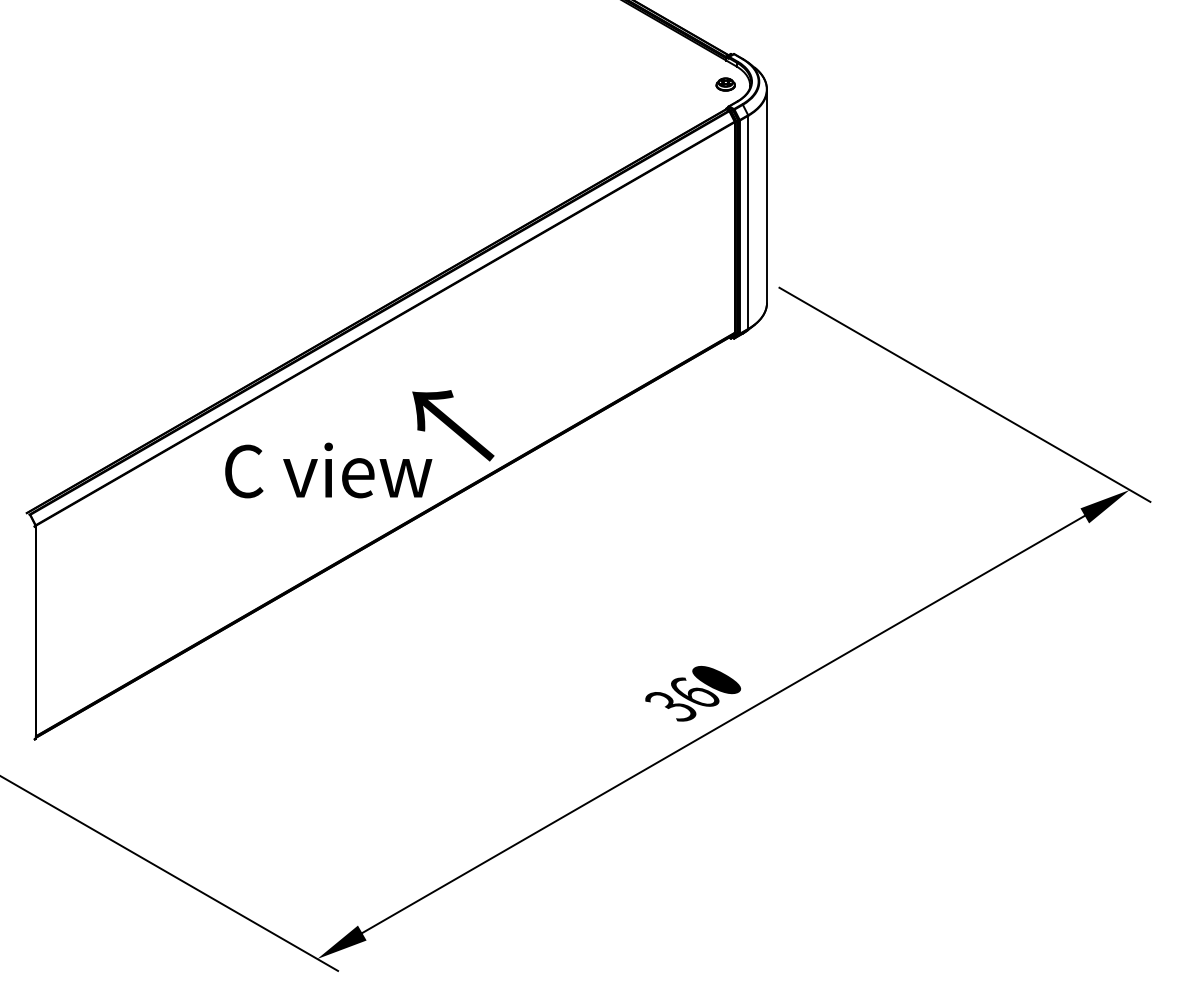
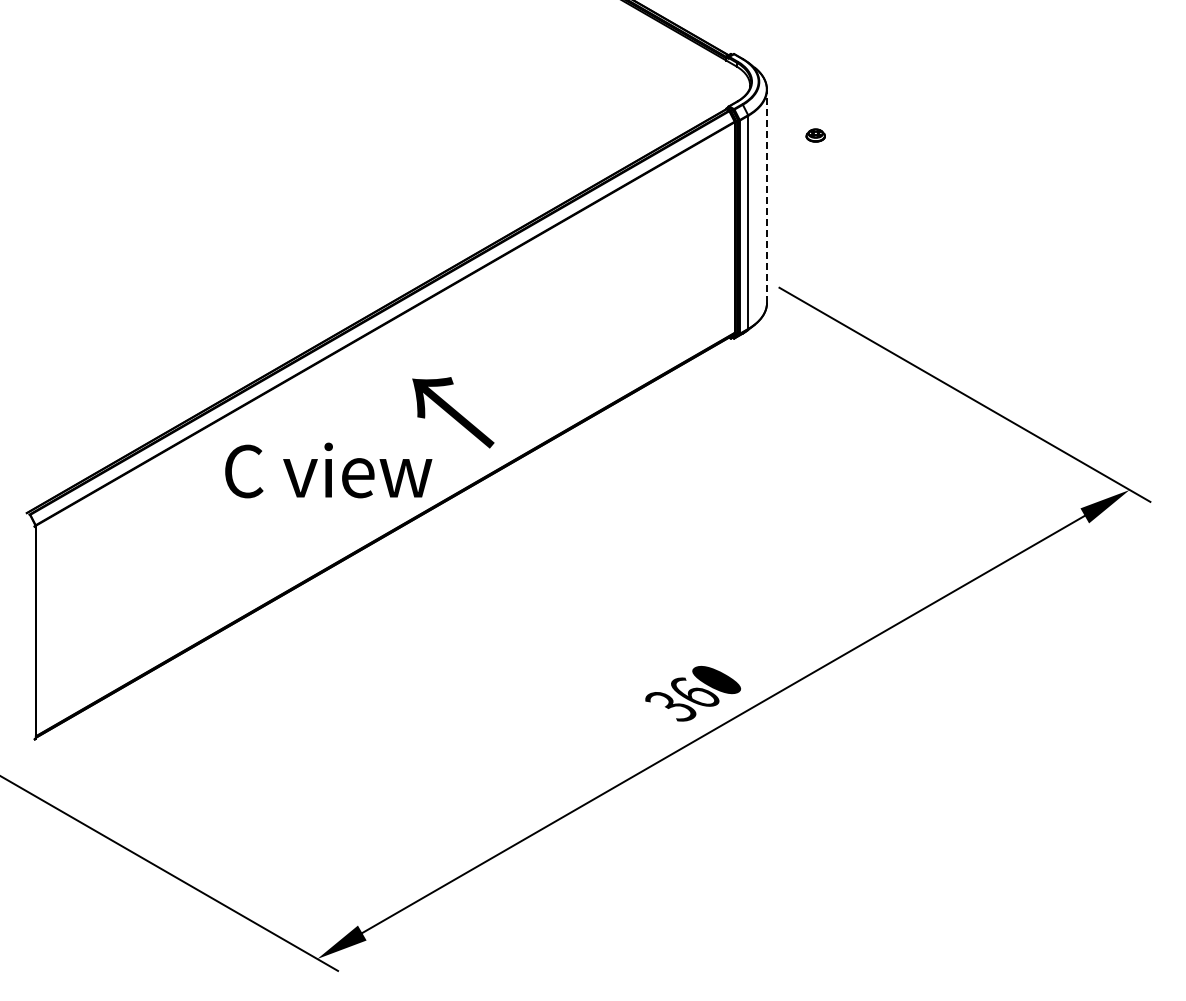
part position: (725, 84) -> (815, 135) (815, 135)
line: solid -> dashed (767, 196)
text position: (453, 425) -> (453, 412) (453, 412)
